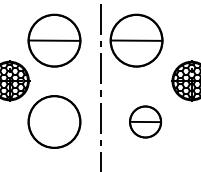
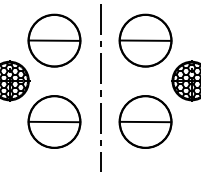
part position: (136, 40) -> (145, 40) (145, 40)
line: none -> present (54, 121)
part size: 33x34 px -> 55x54 px (145, 121)
